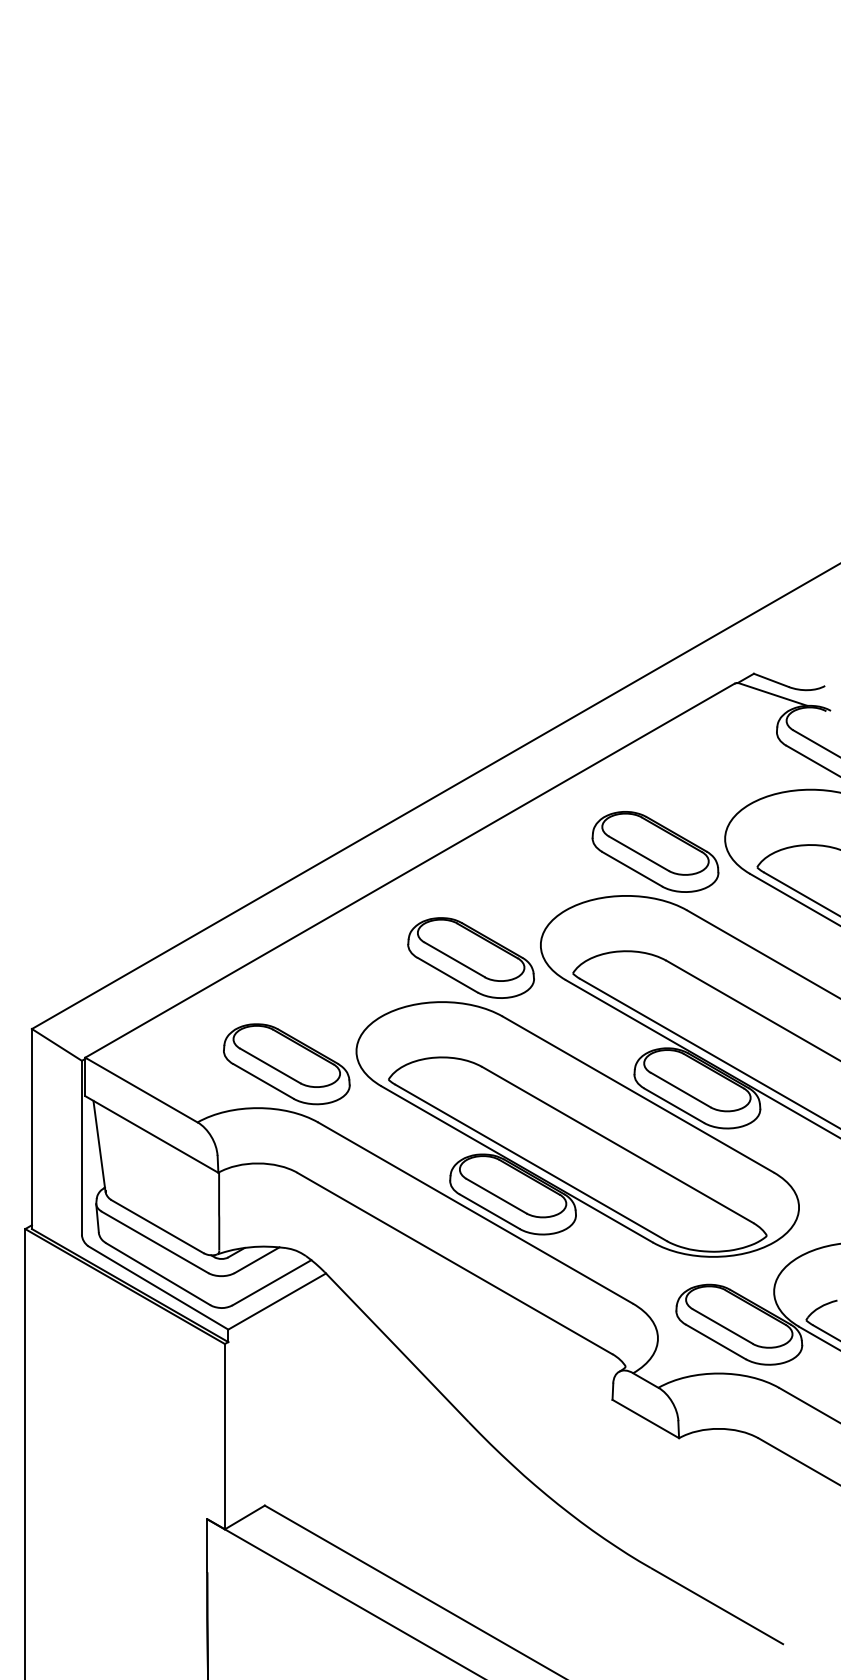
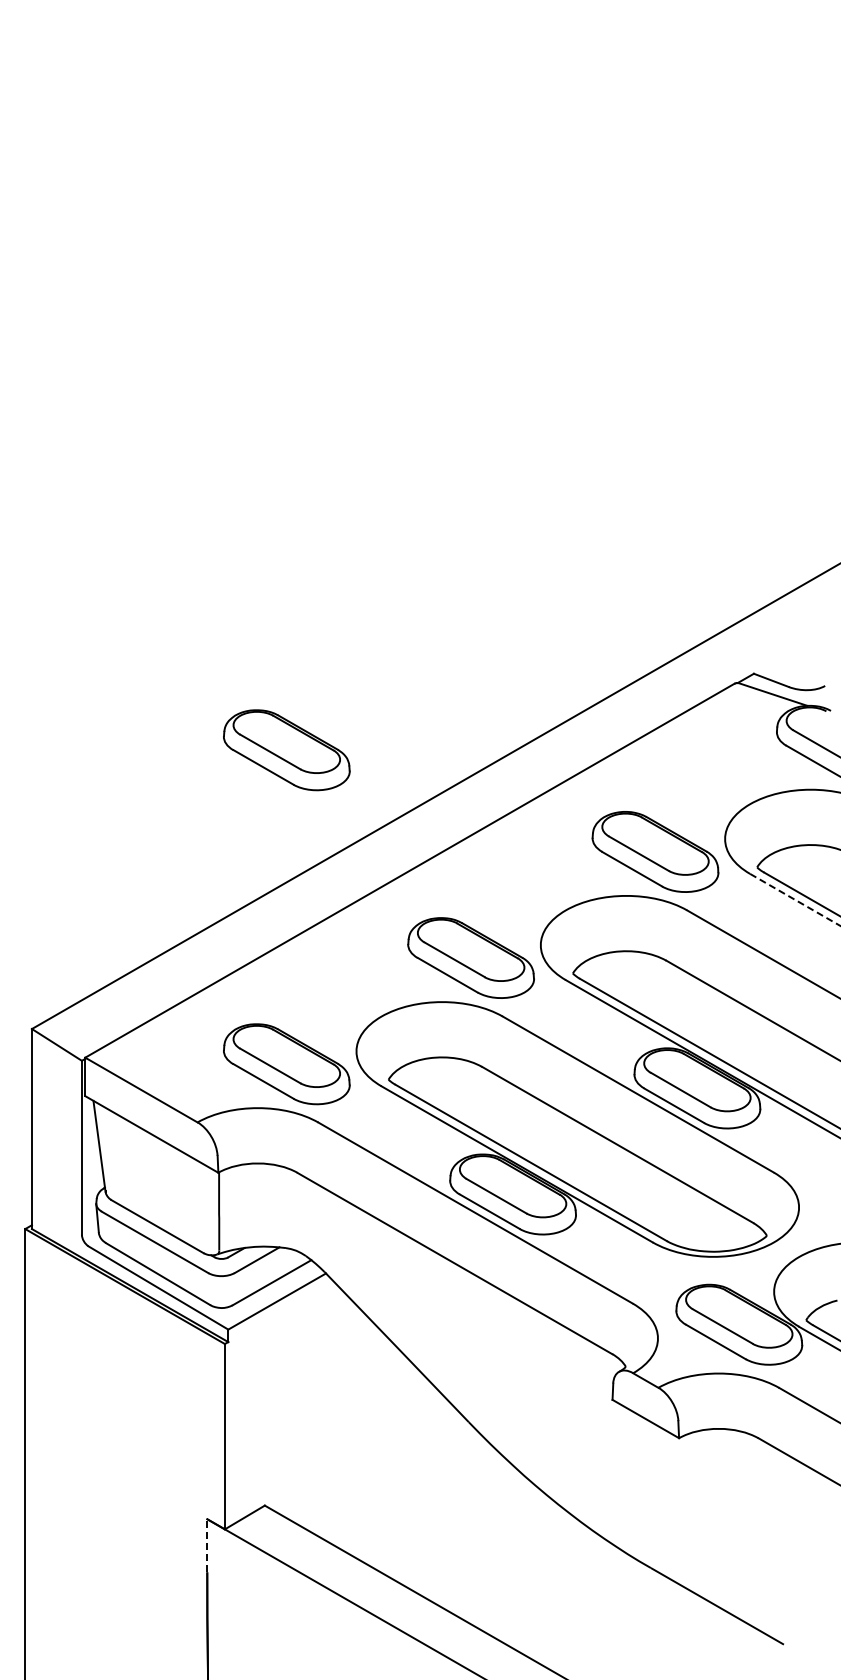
part: none -> present (286, 750)
line: solid -> dashed (795, 899)
line: solid -> dashed (207, 1545)
